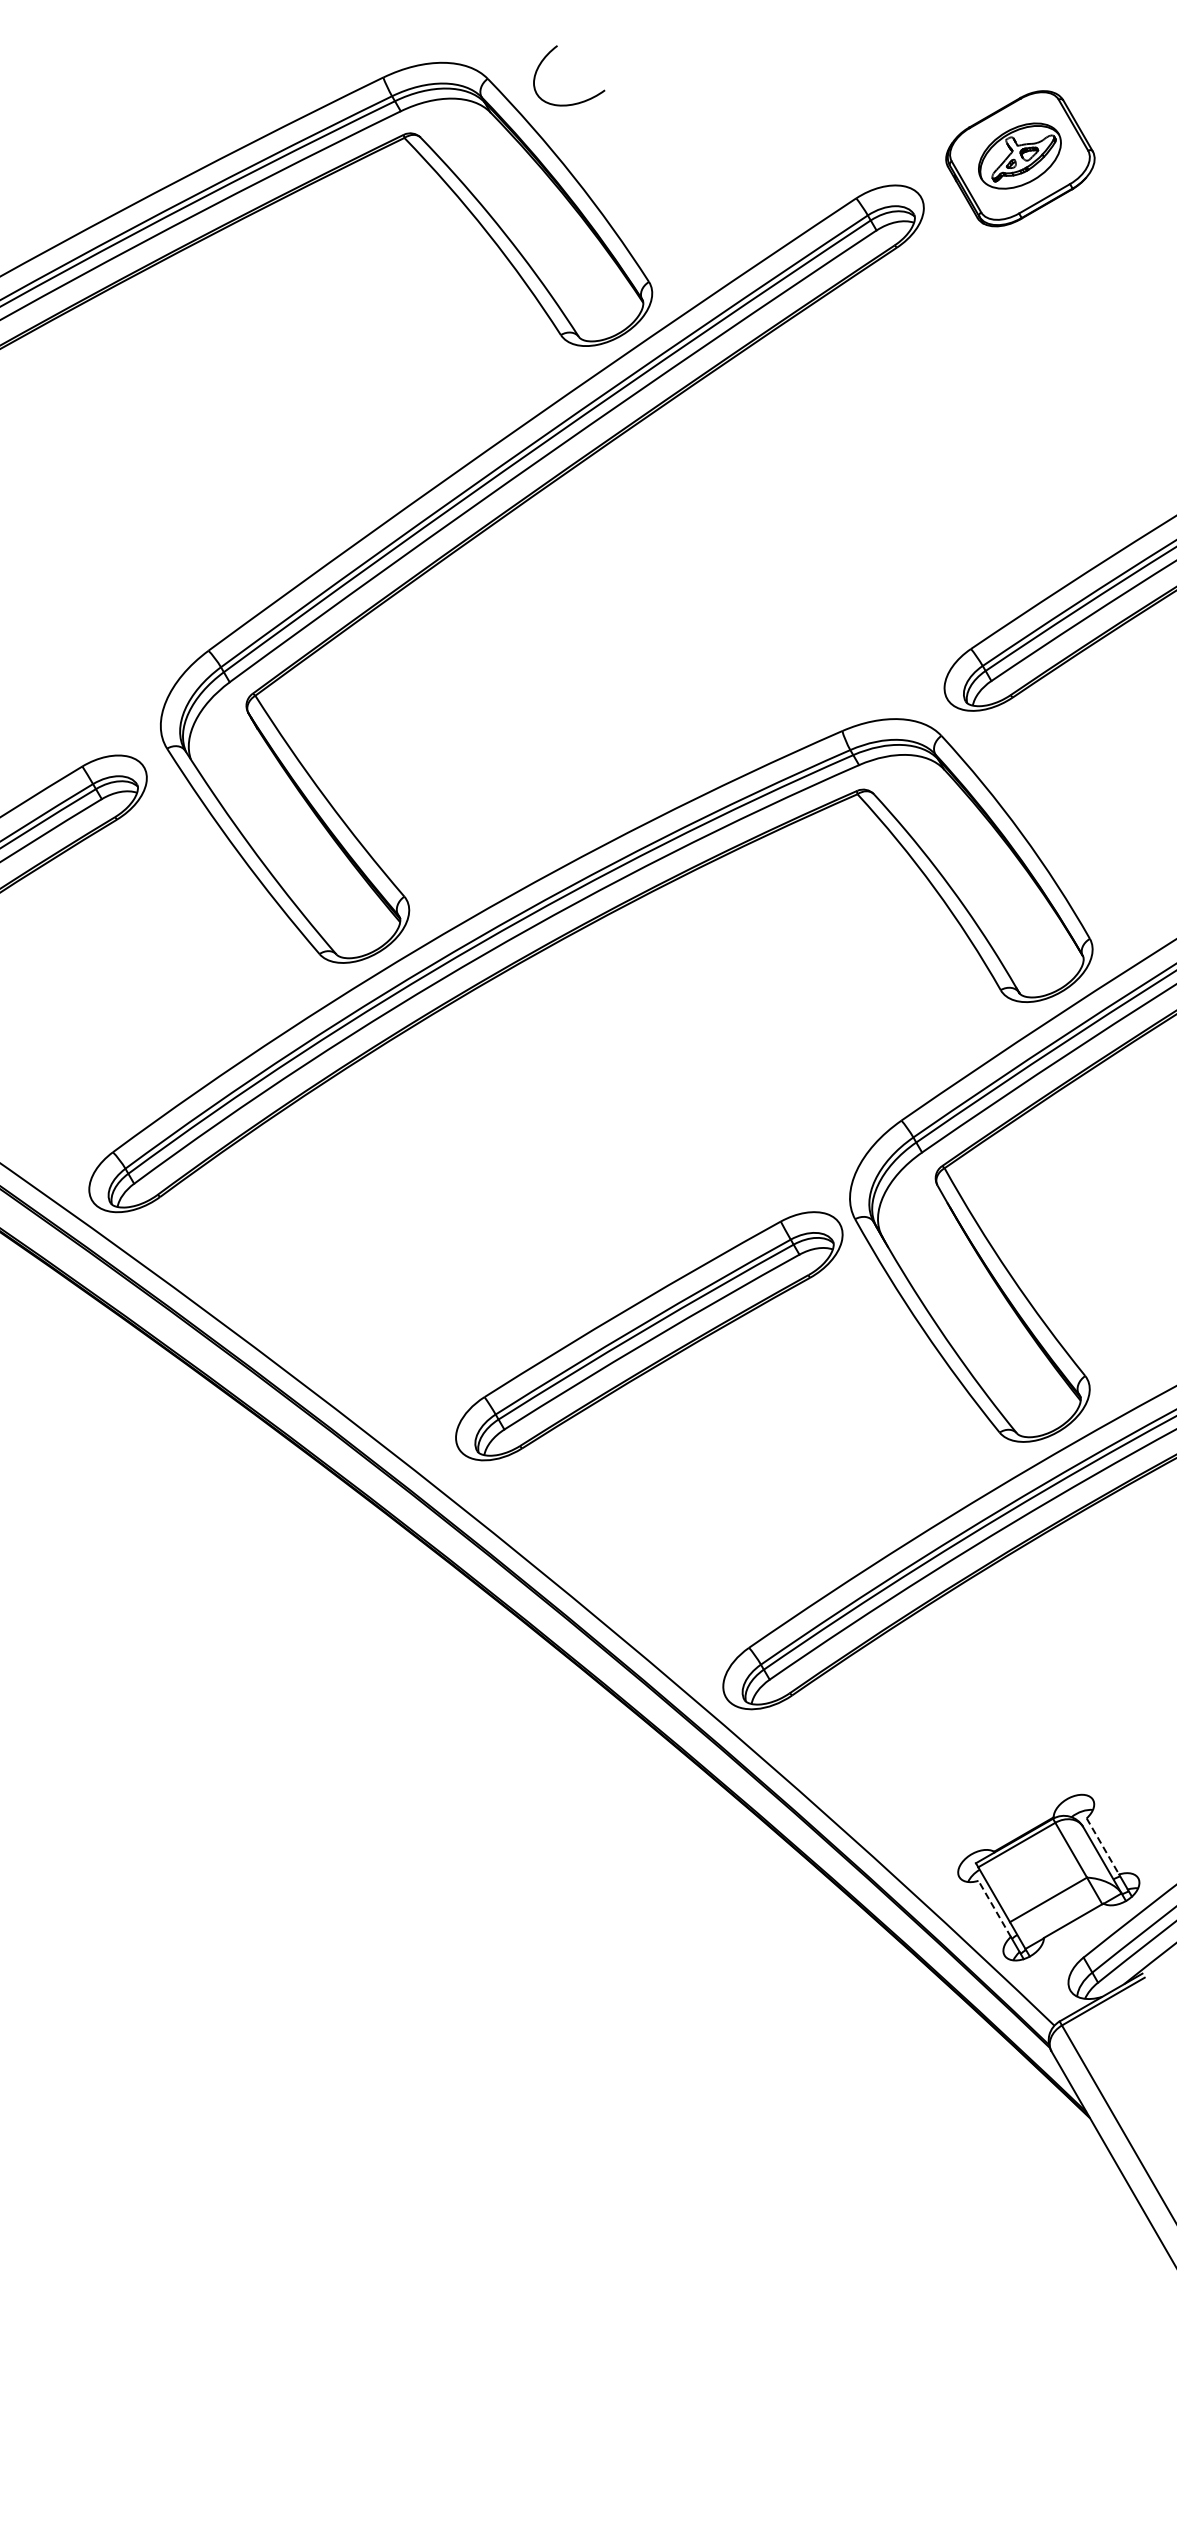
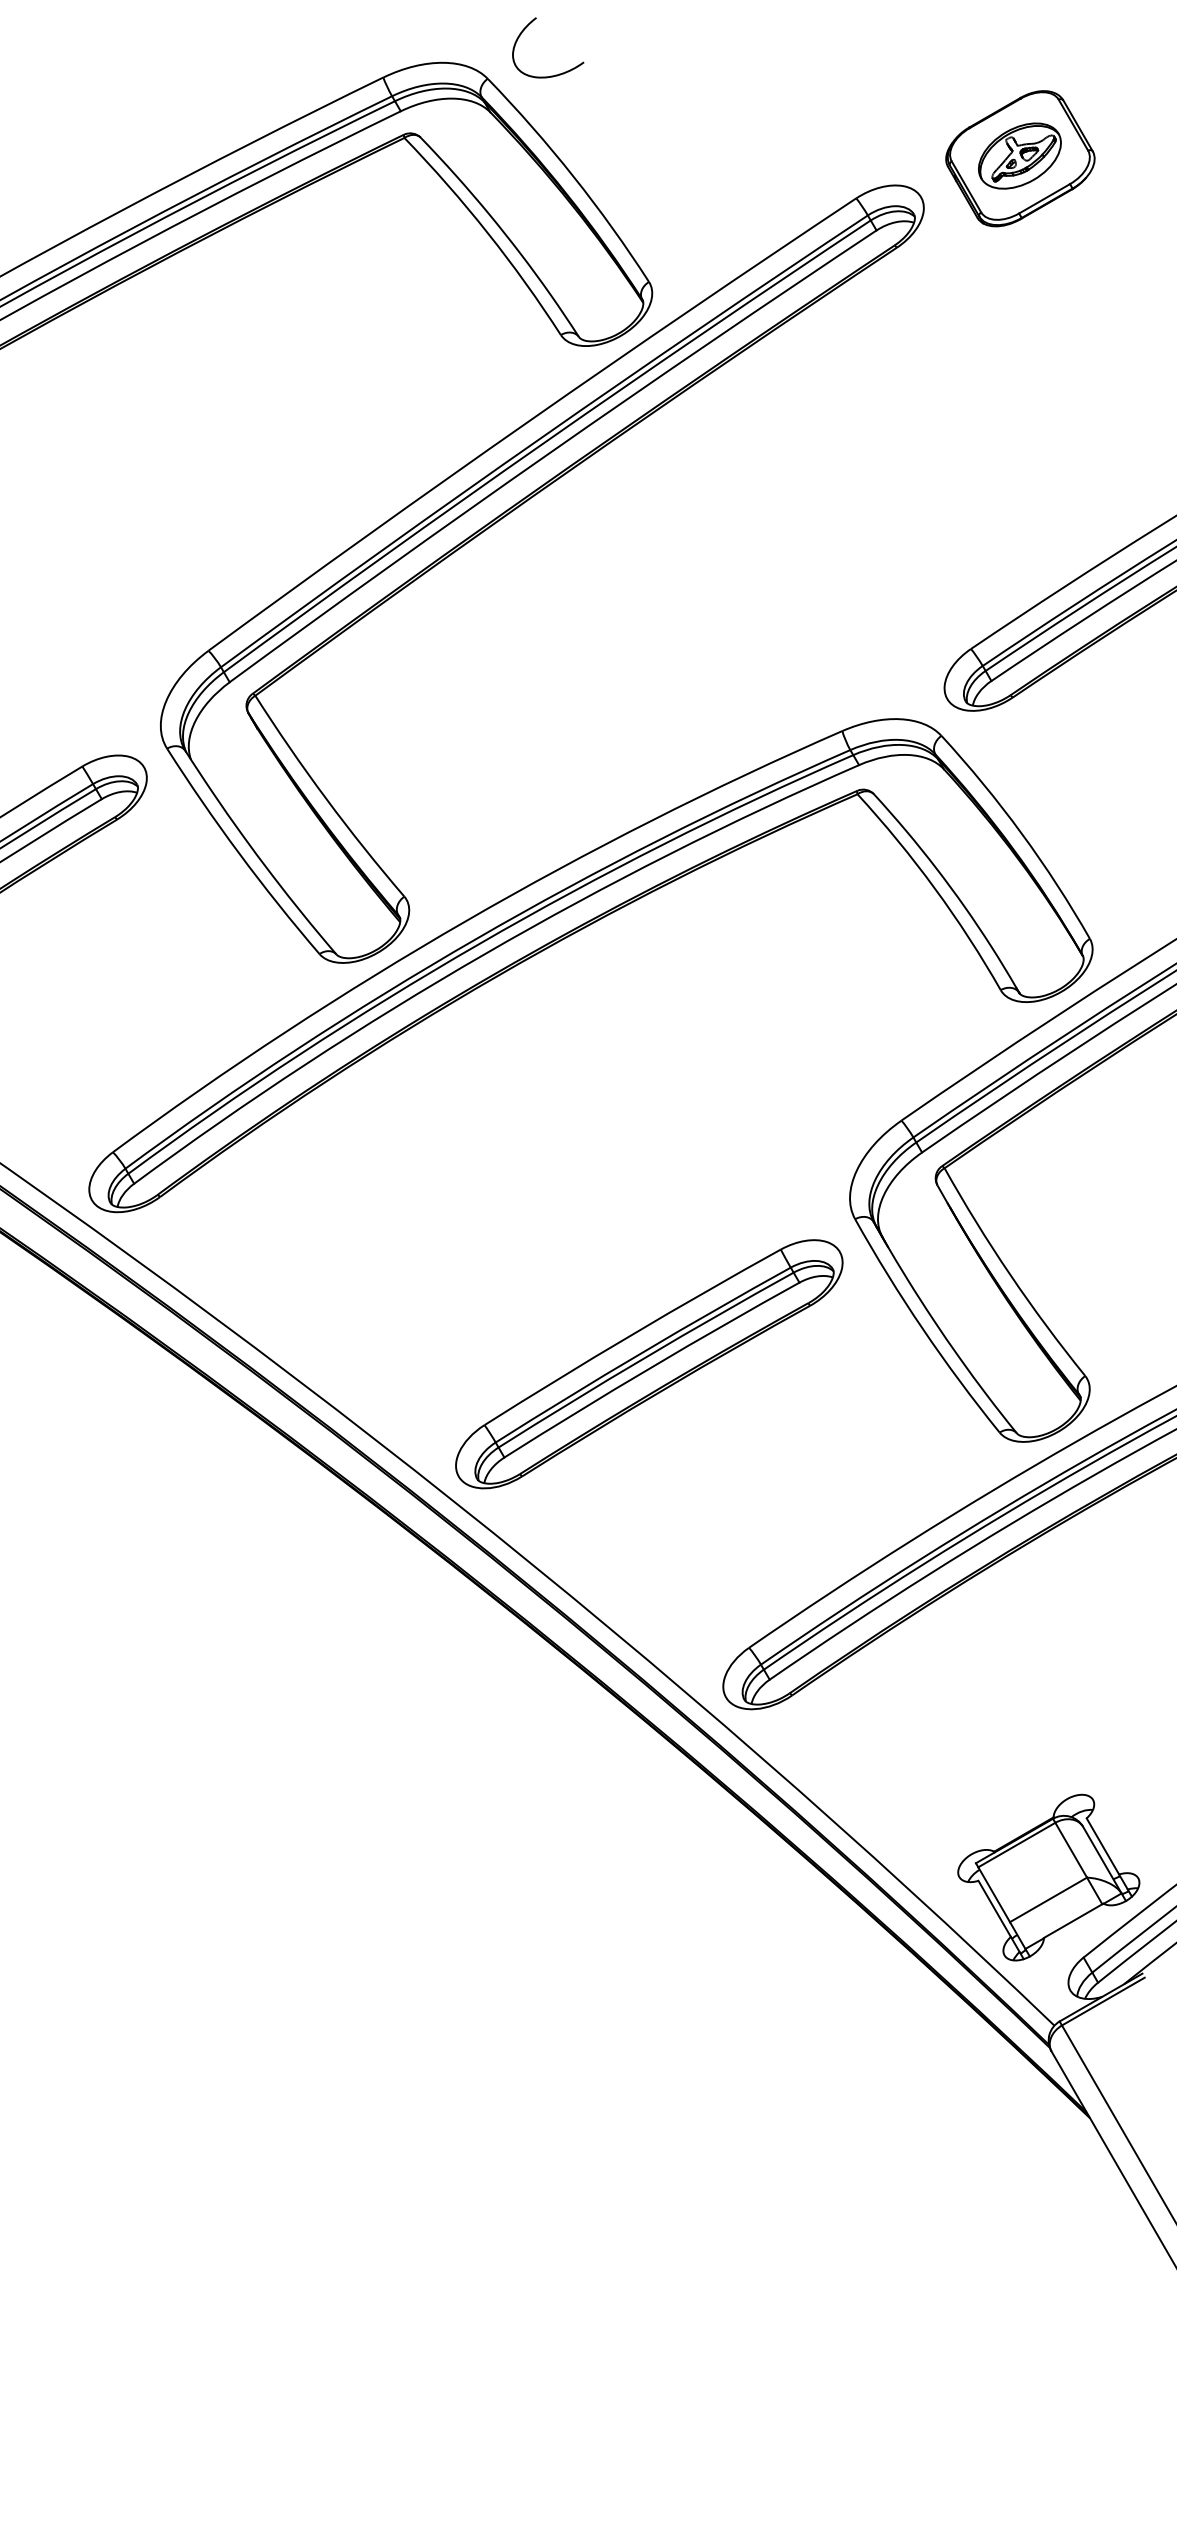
curve position: (576, 102) -> (555, 74) (555, 74)
part position: (649, 1336) -> (649, 1364) (649, 1364)
line: dashed -> solid (1103, 1846)
line: dashed -> solid (994, 1908)
